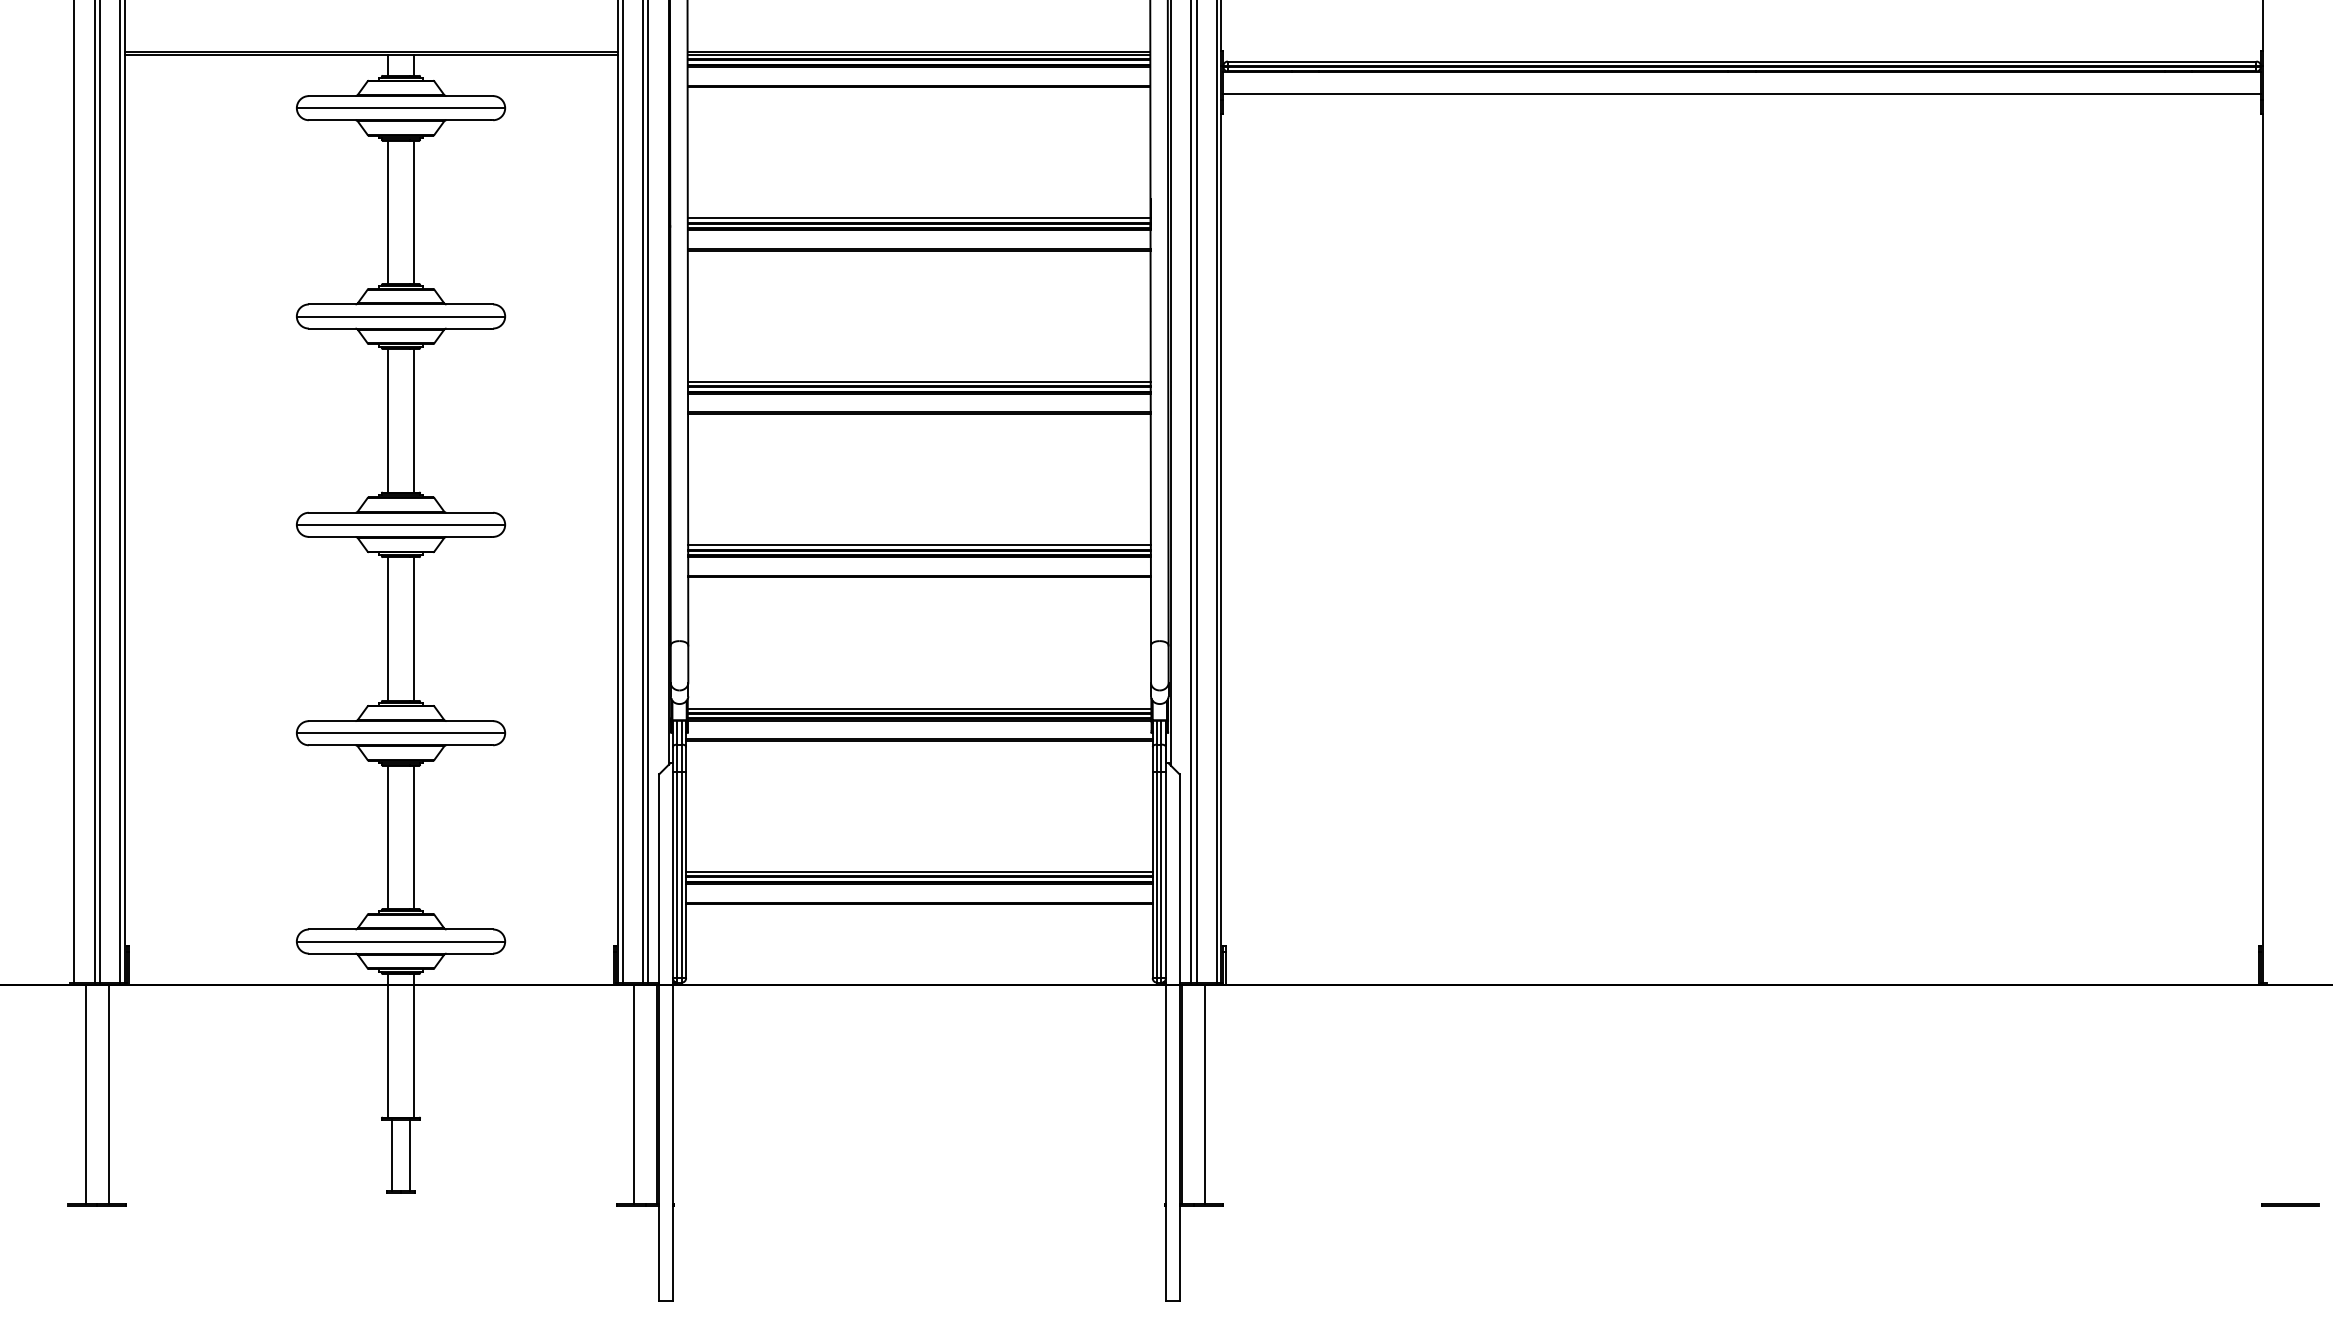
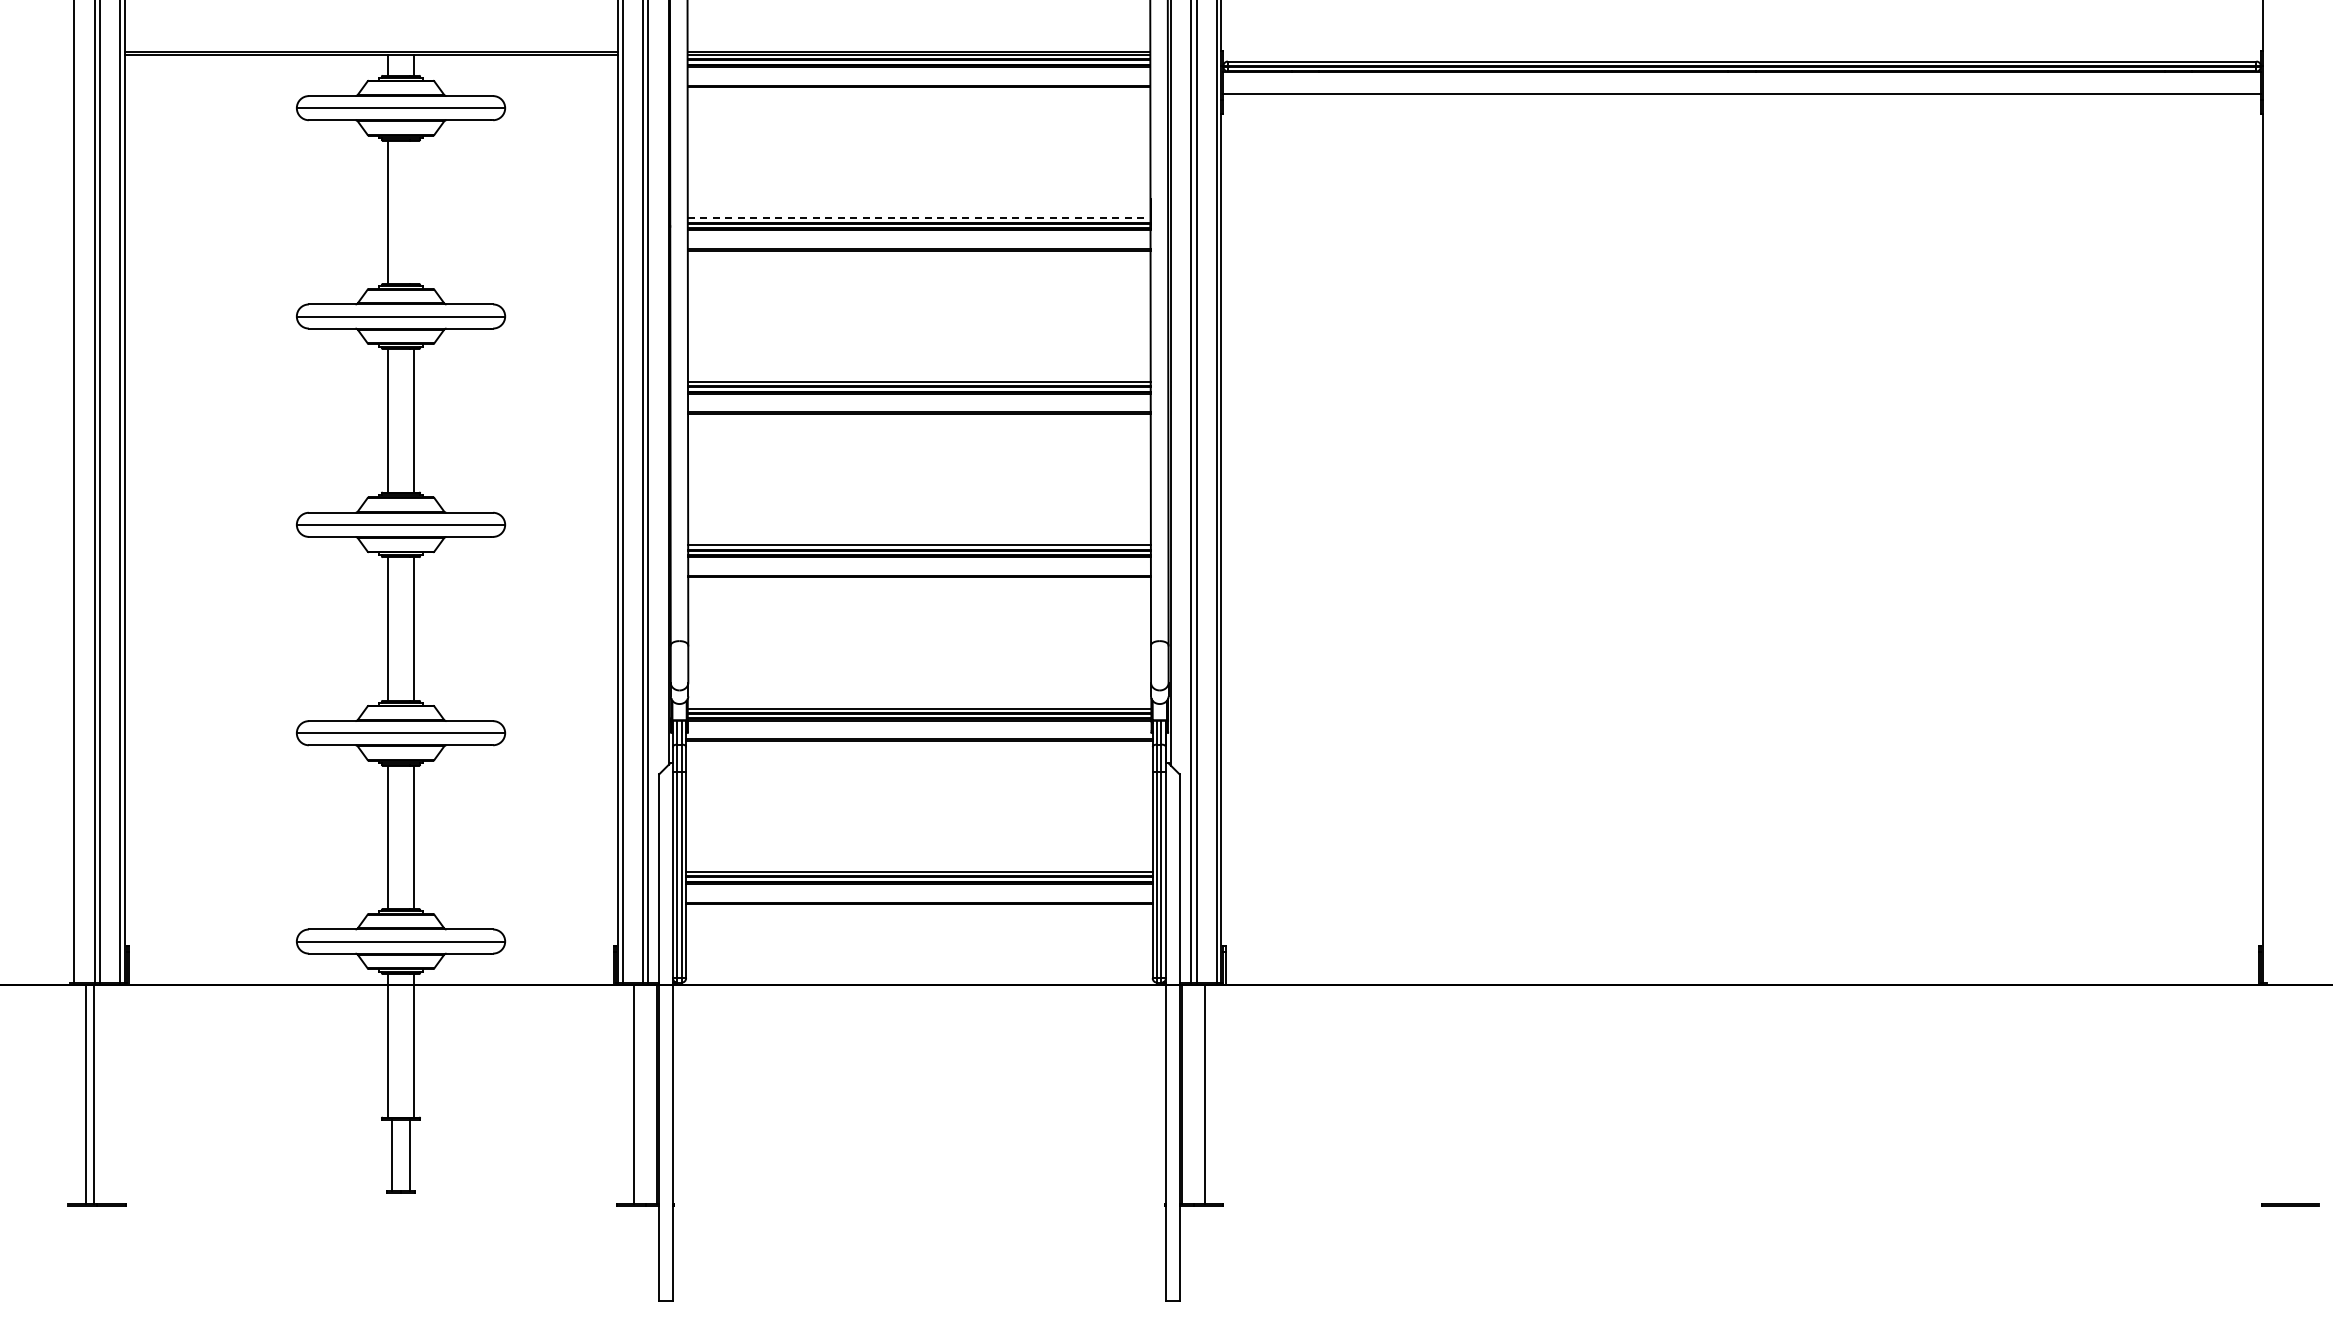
line: present -> none (414, 212)
line: solid -> dashed (919, 218)
line position: (108, 1094) -> (93, 1094) (93, 1094)
